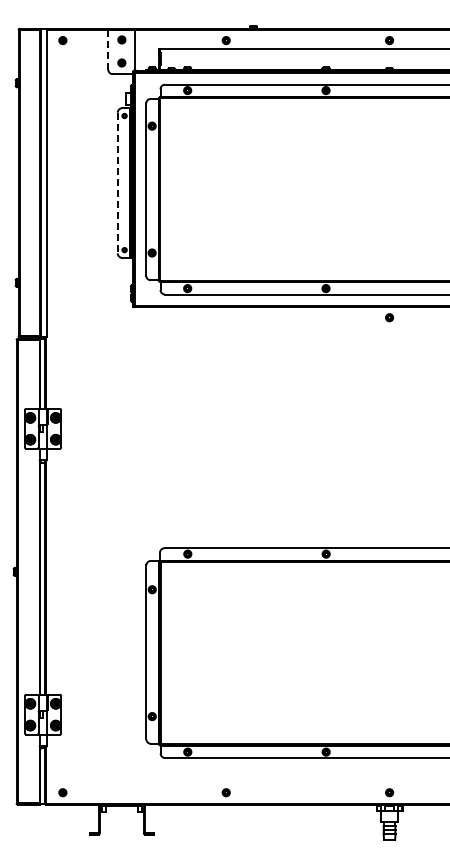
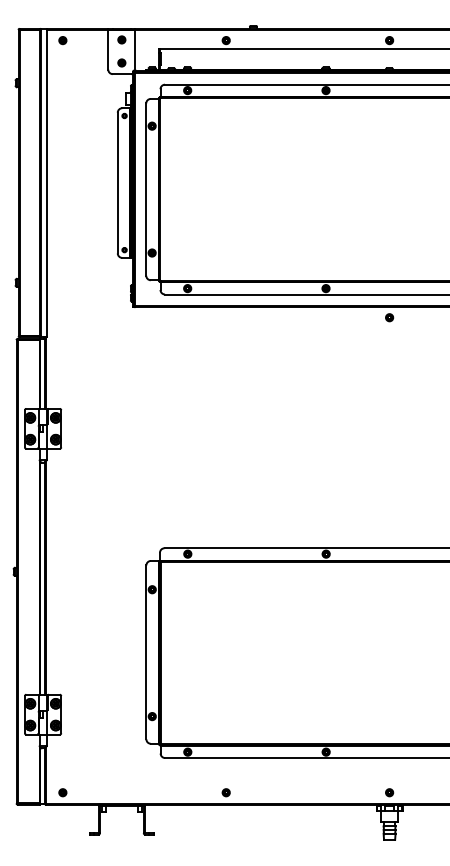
line: dashed -> solid (108, 49)
line: dashed -> solid (117, 183)
